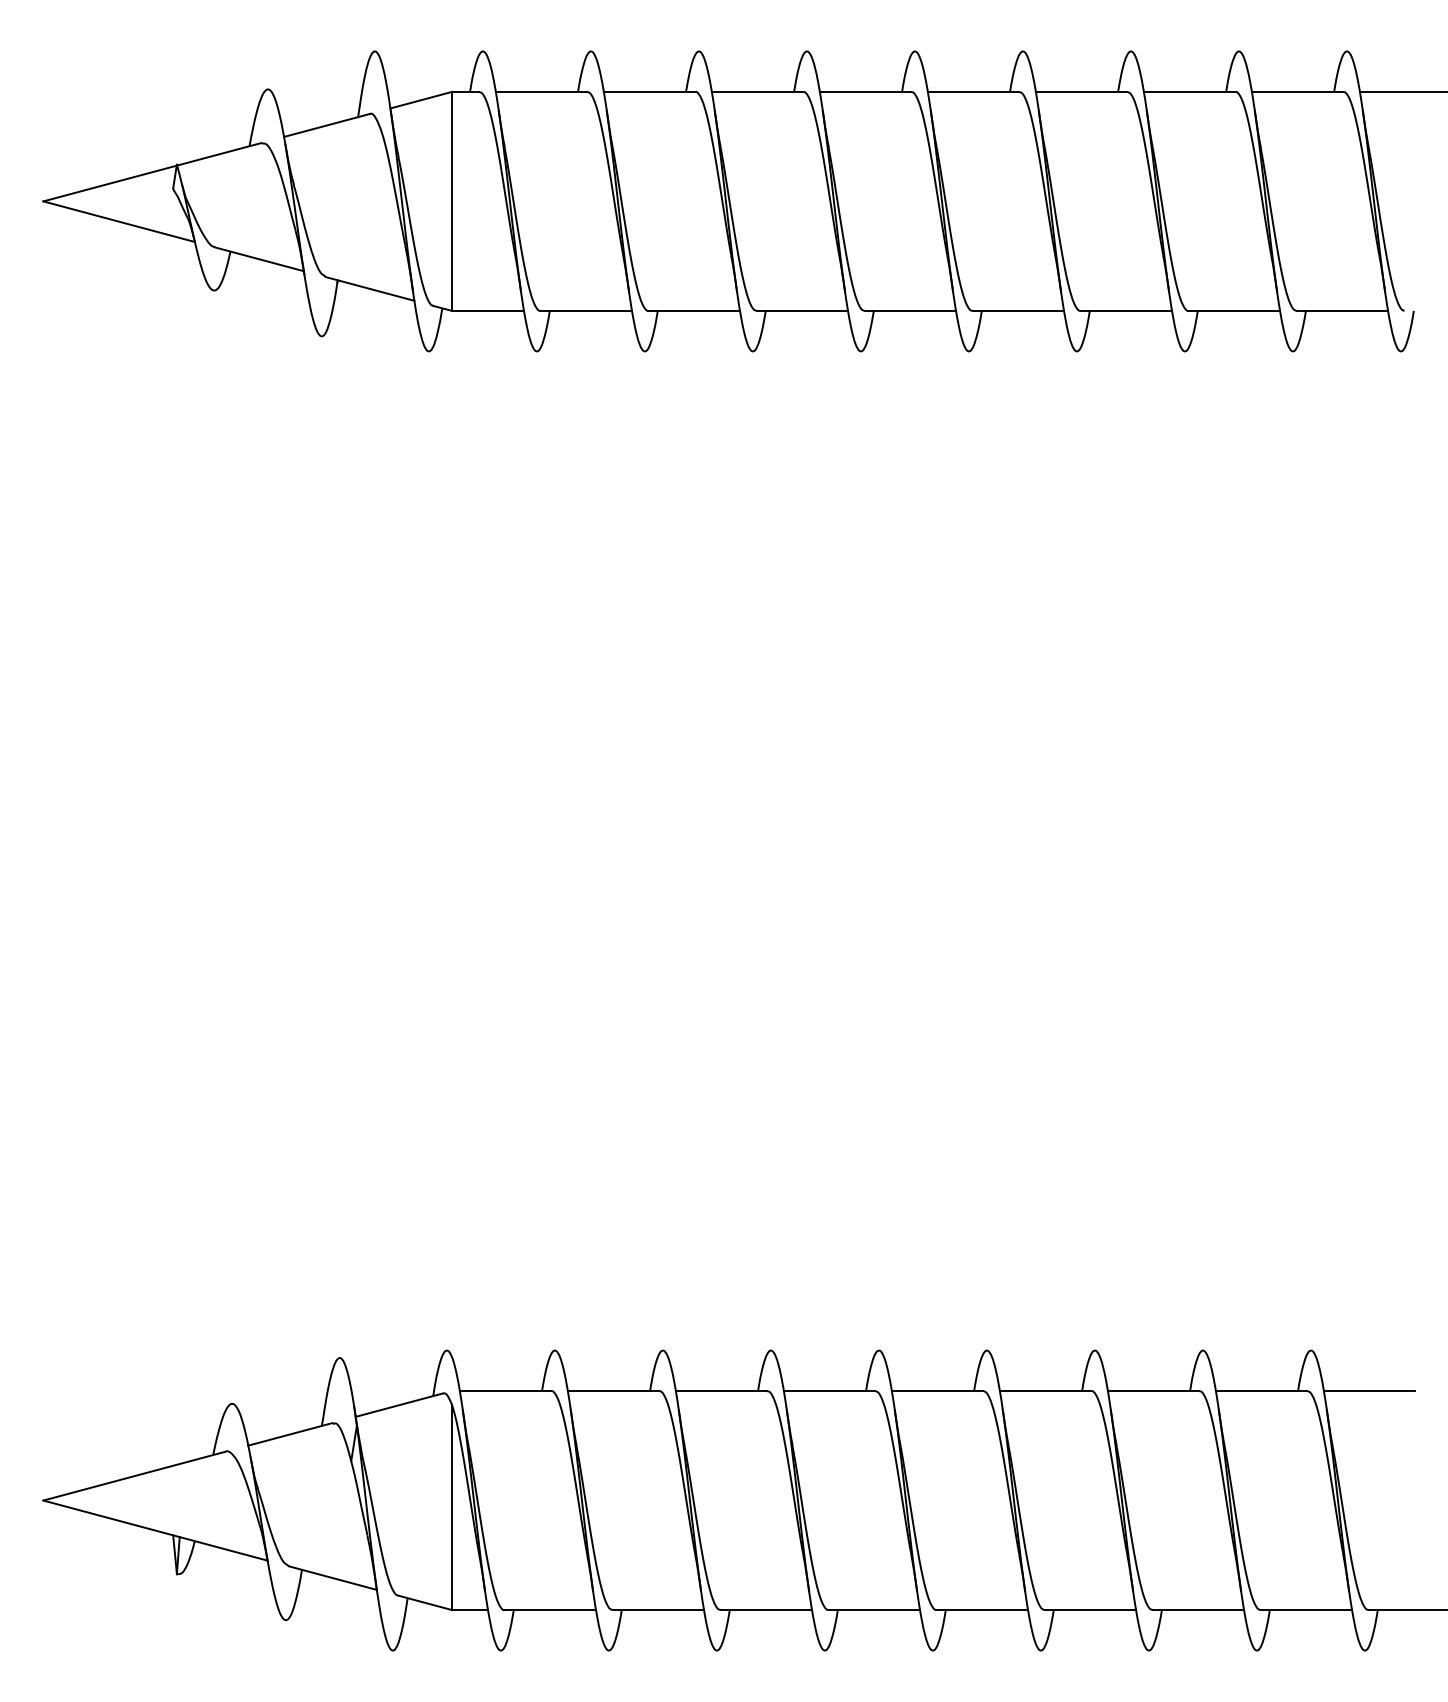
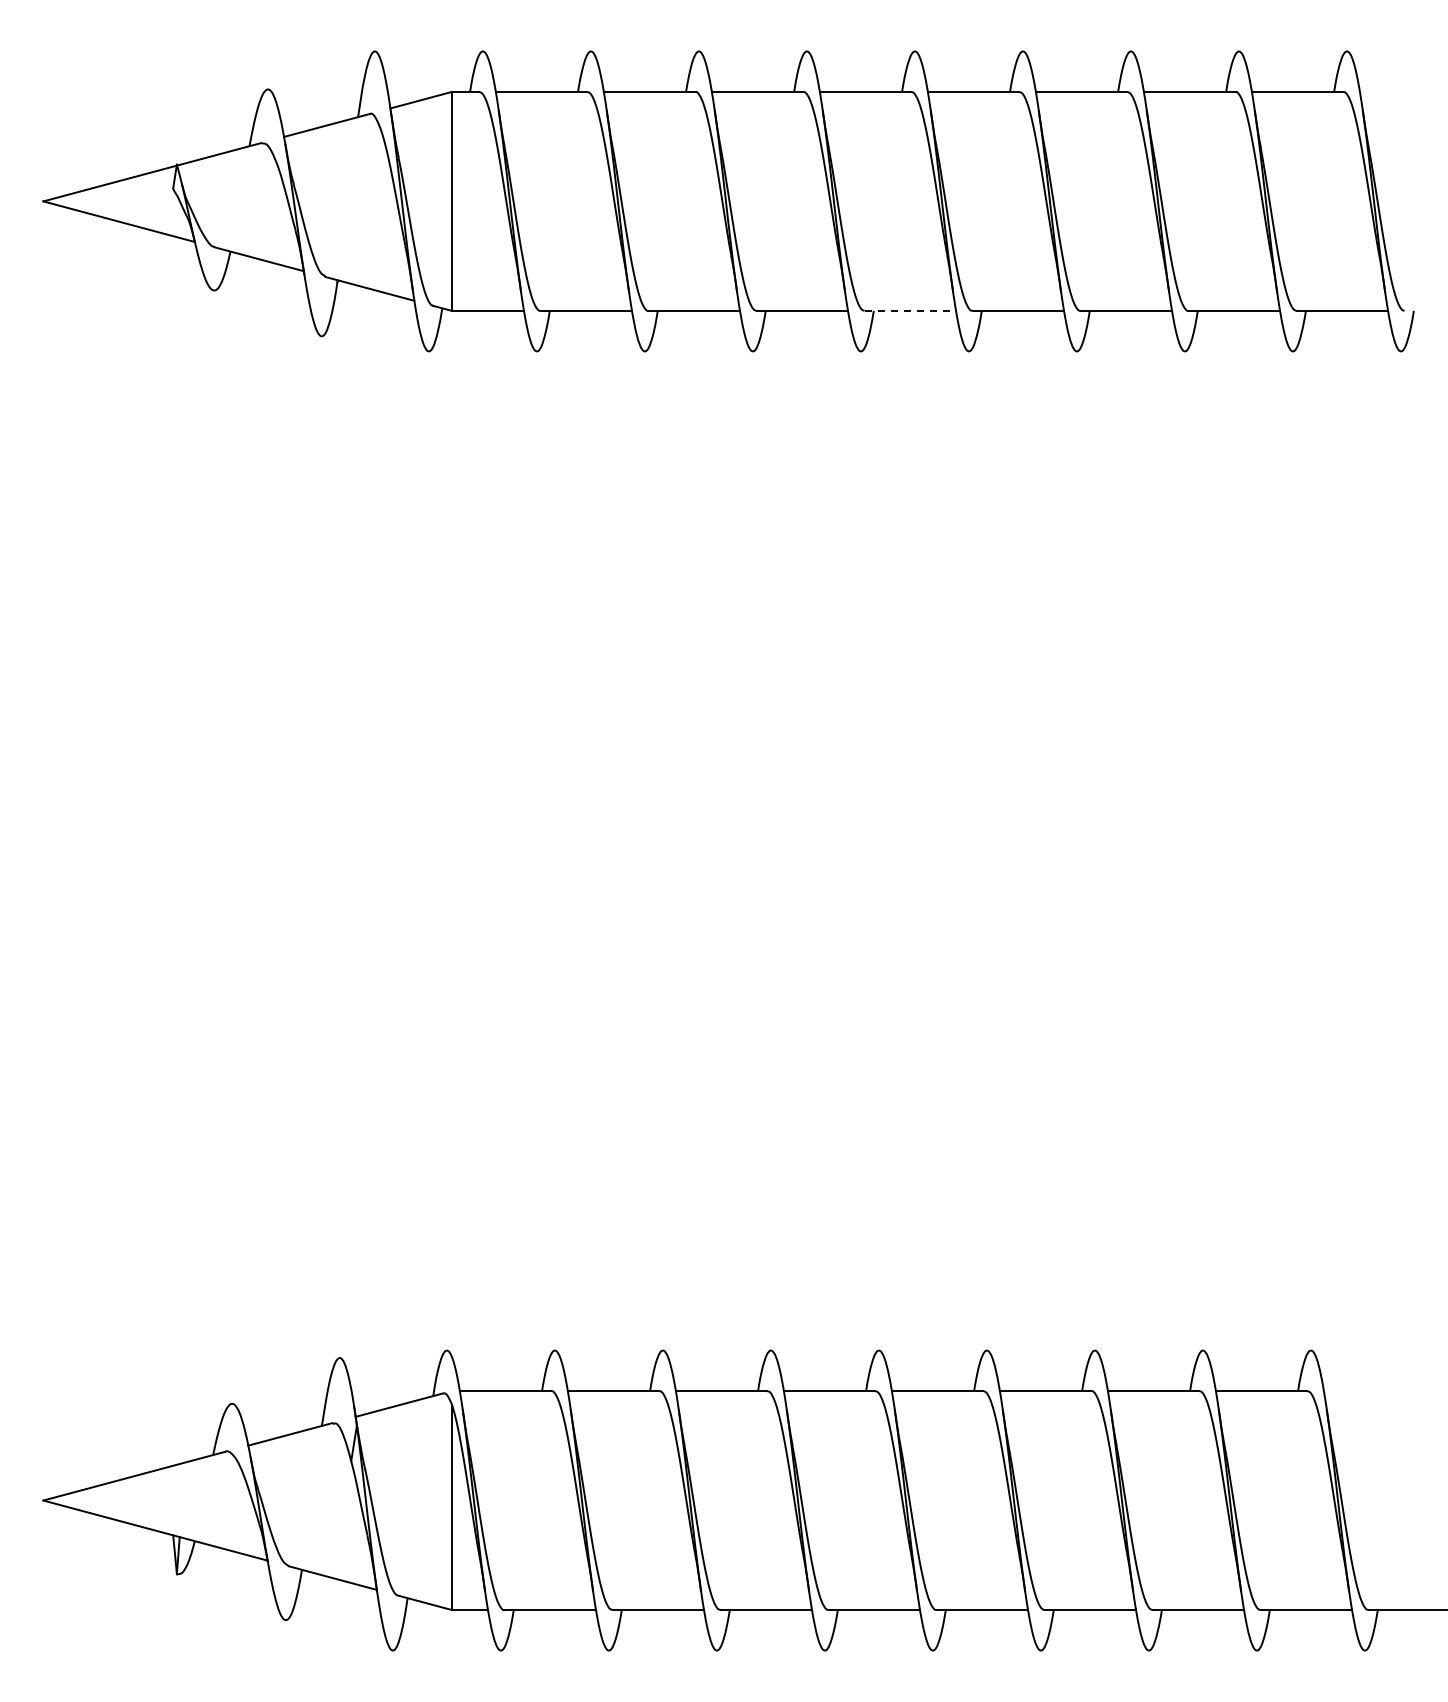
line: present -> none (1401, 91)
line: solid -> dashed (910, 310)
line: present -> none (1369, 1391)
